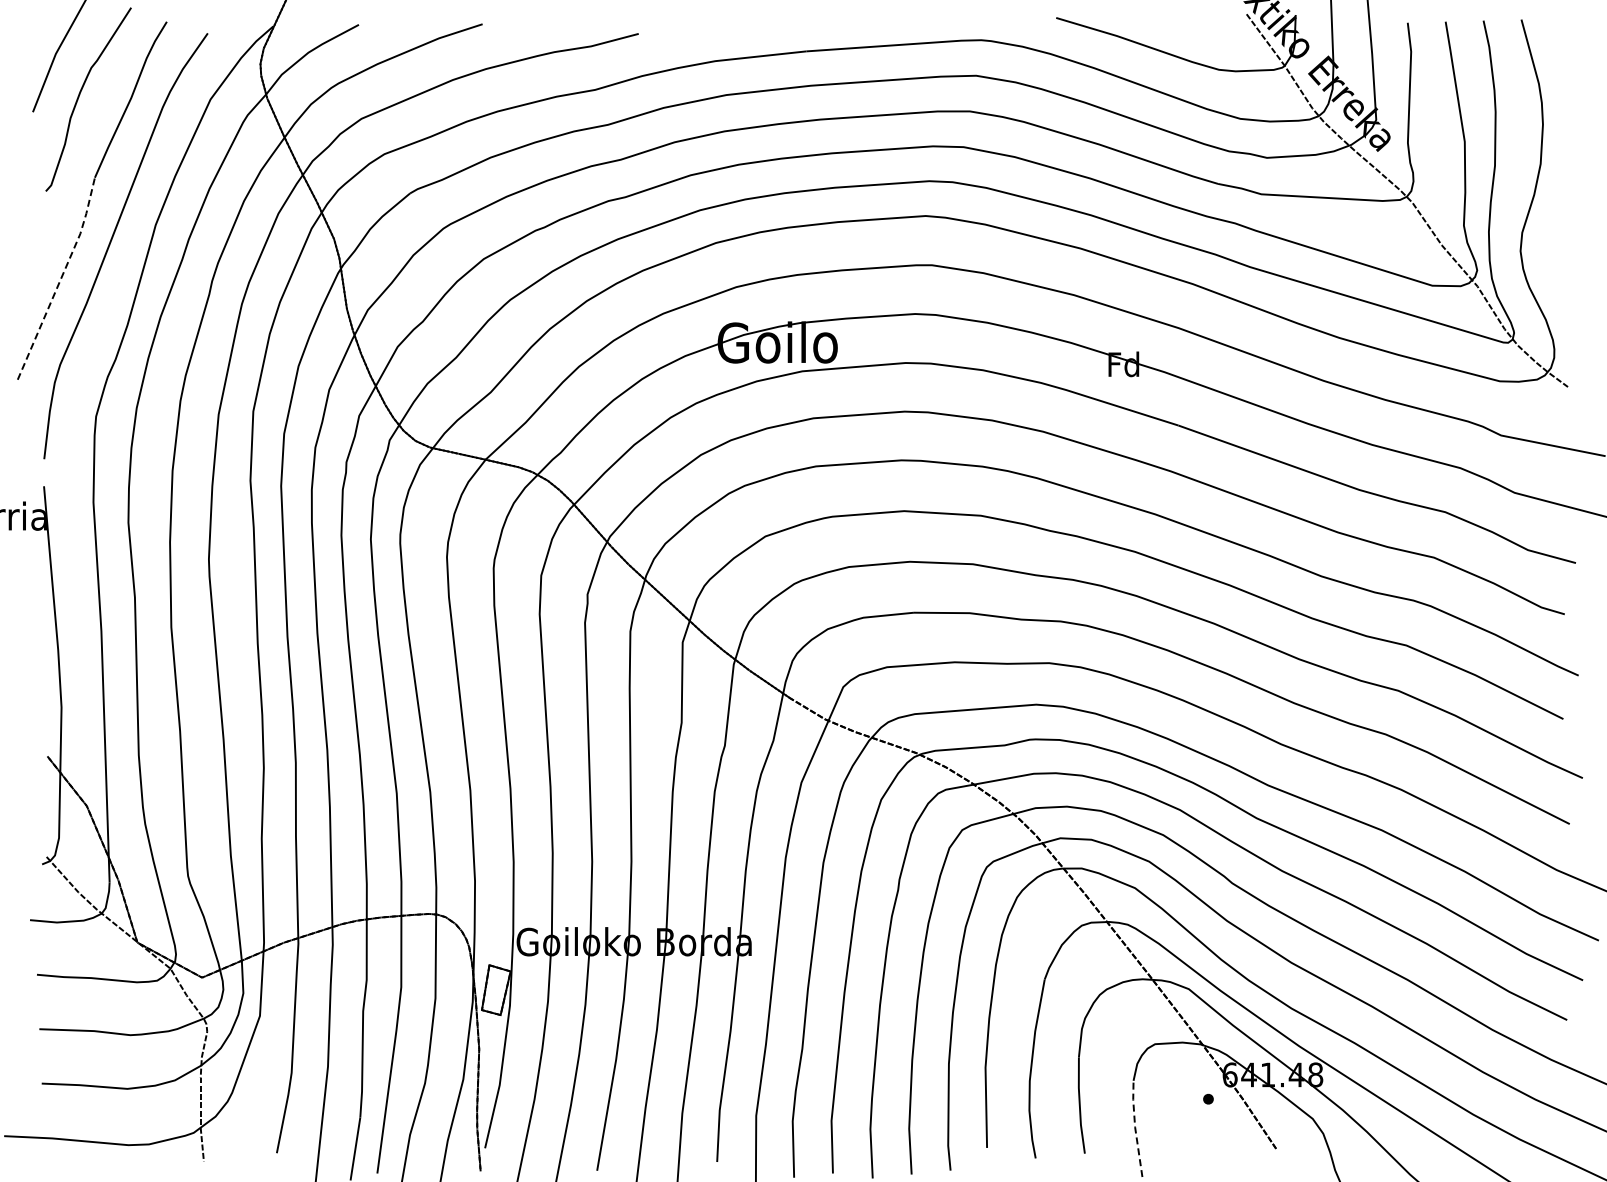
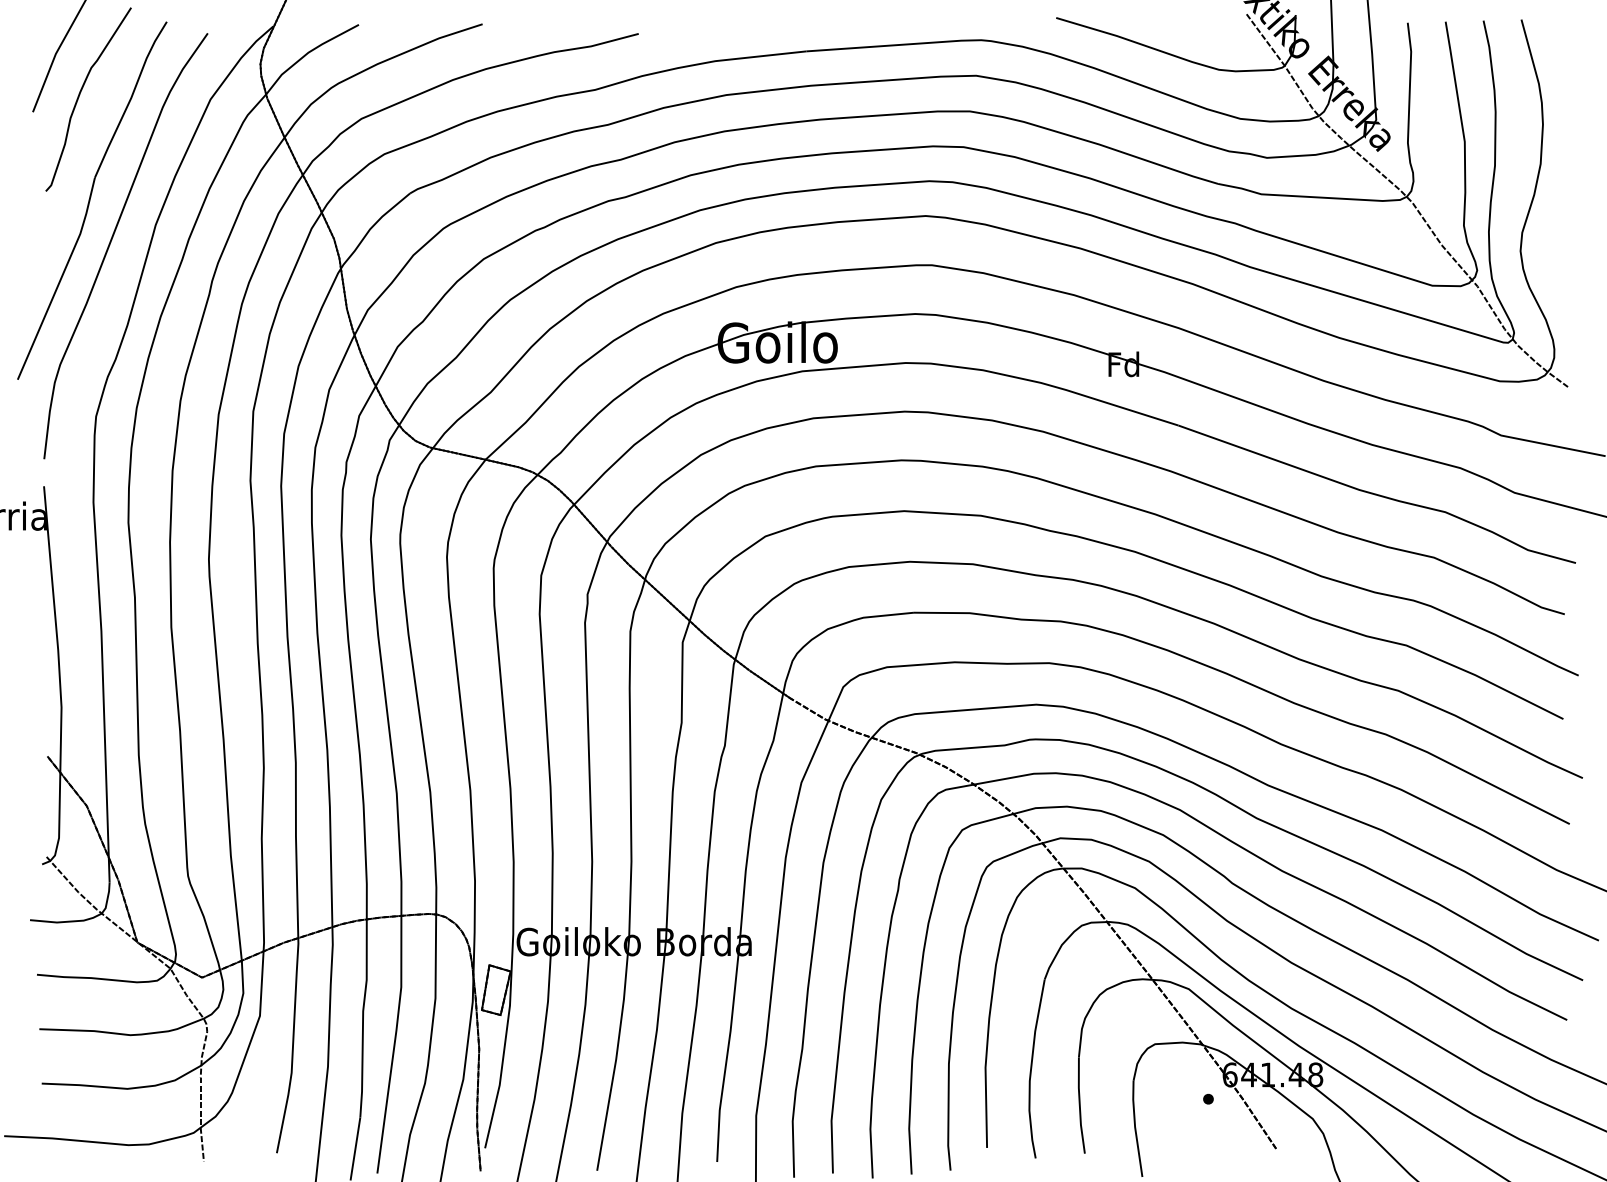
line: dashed -> solid (61, 278)
line: dashed -> solid (1135, 1128)
